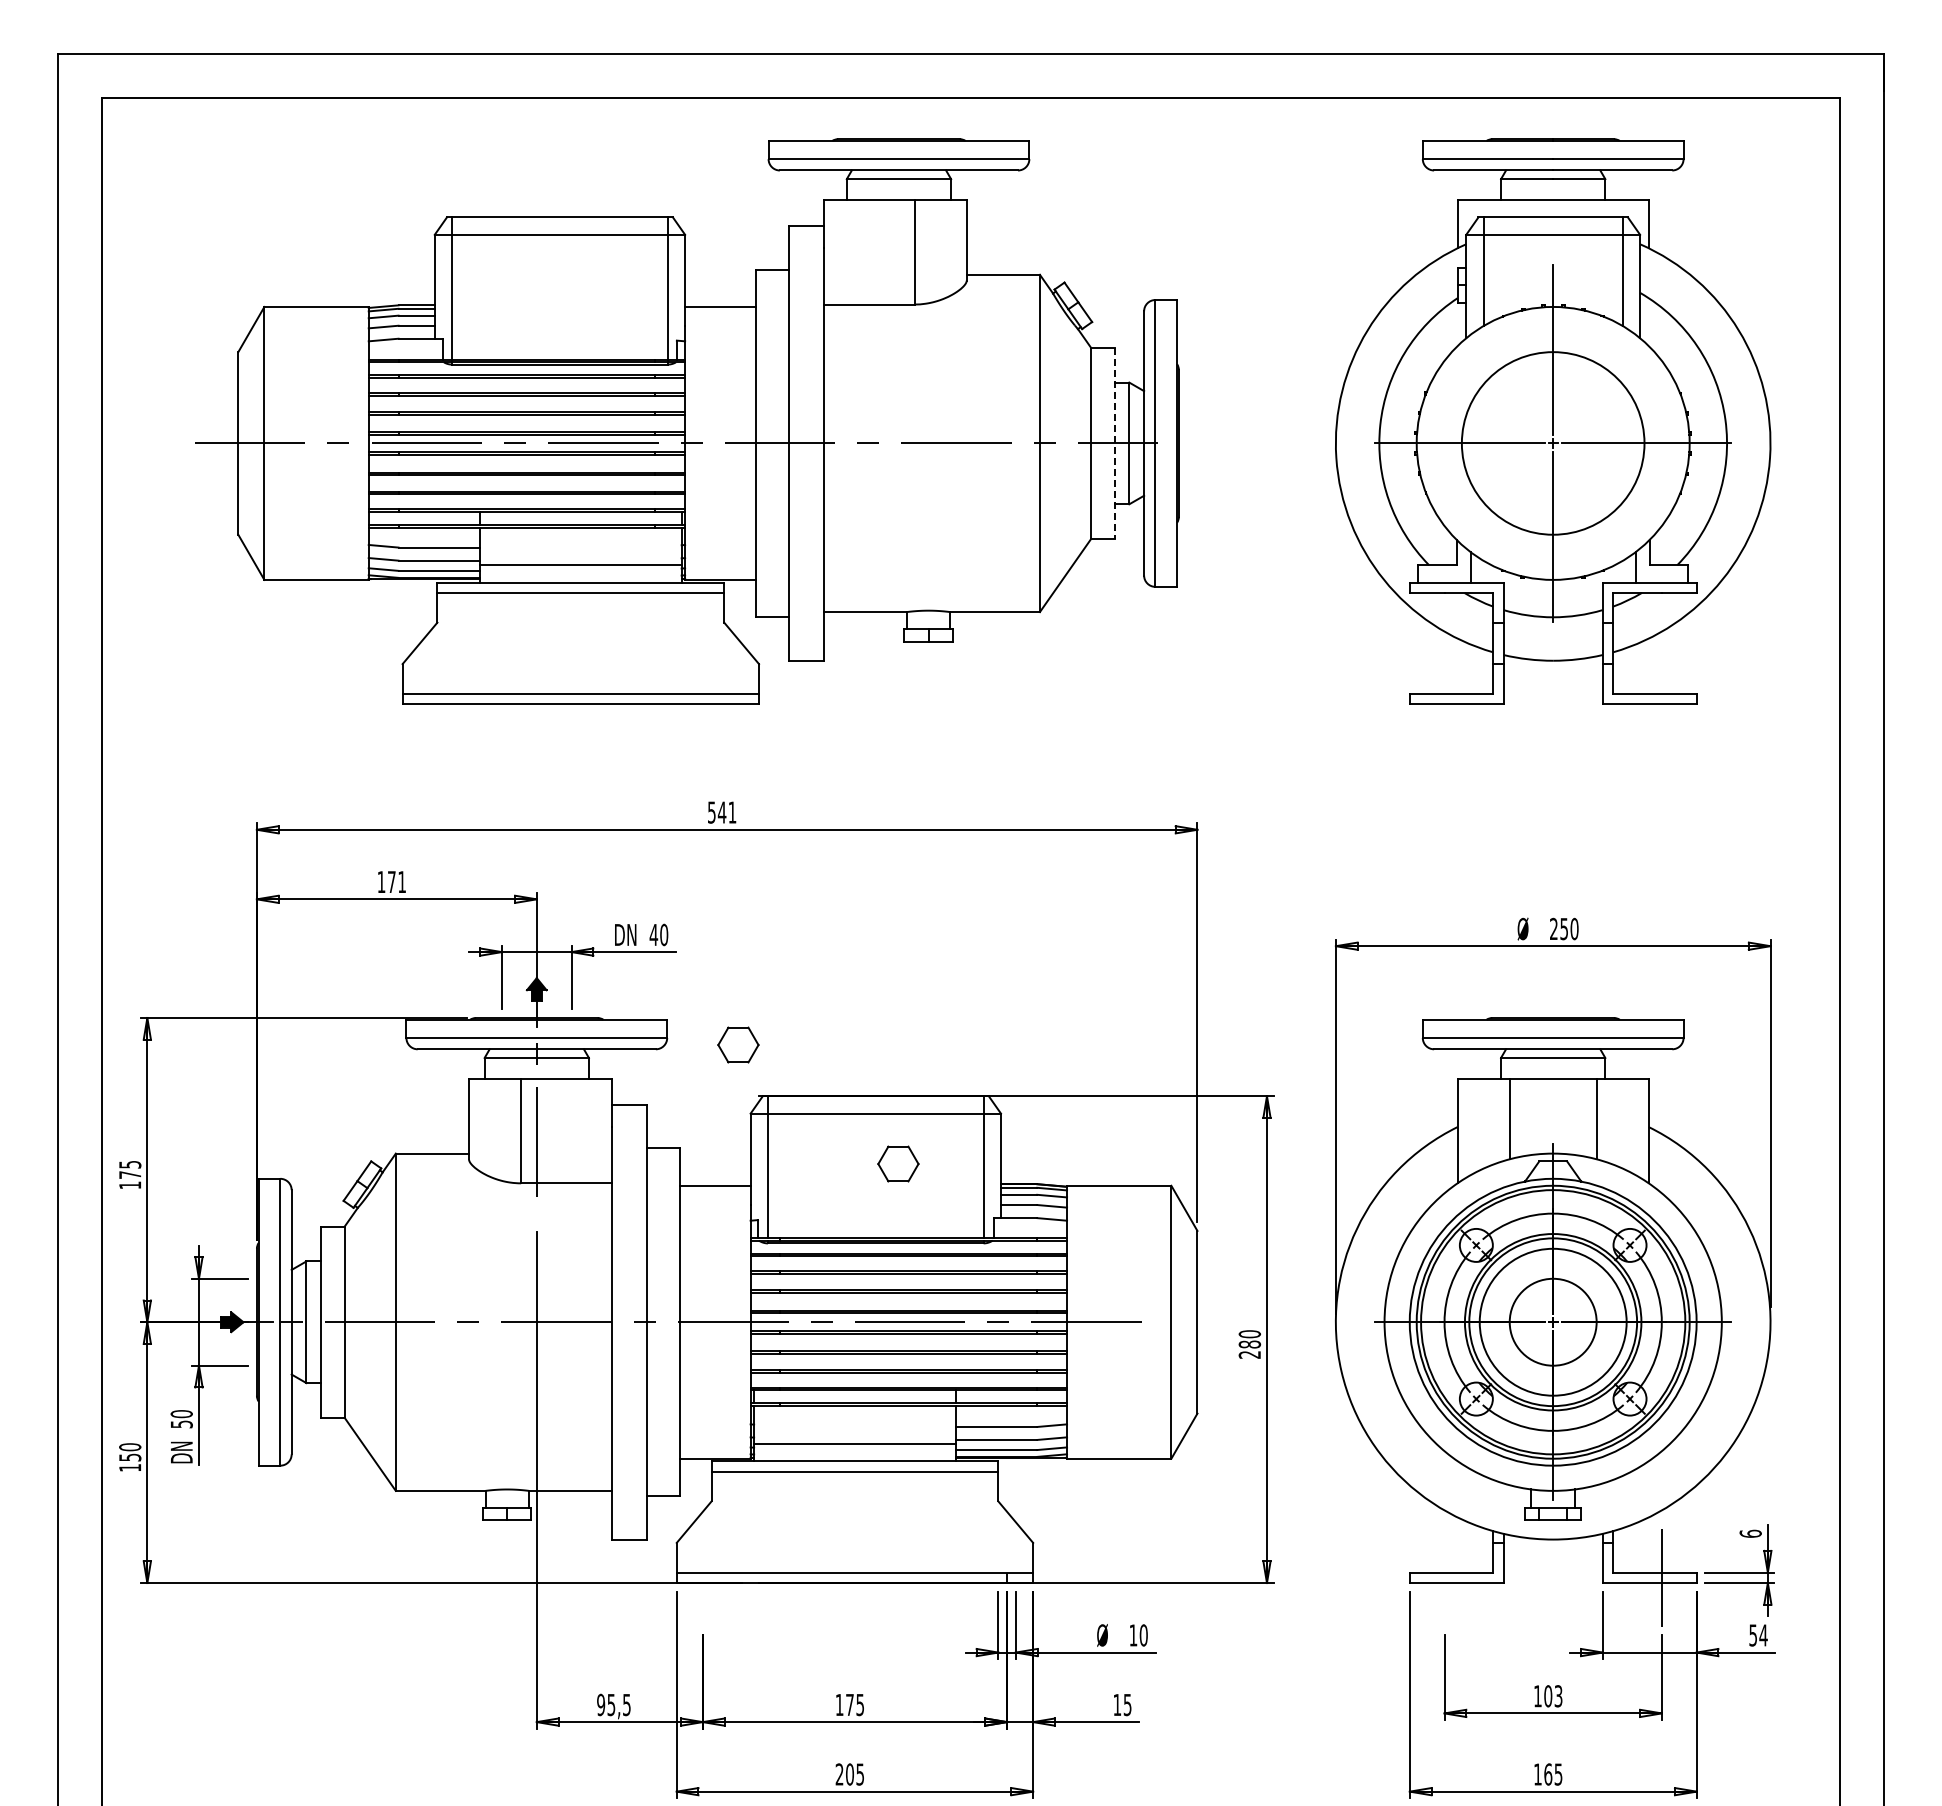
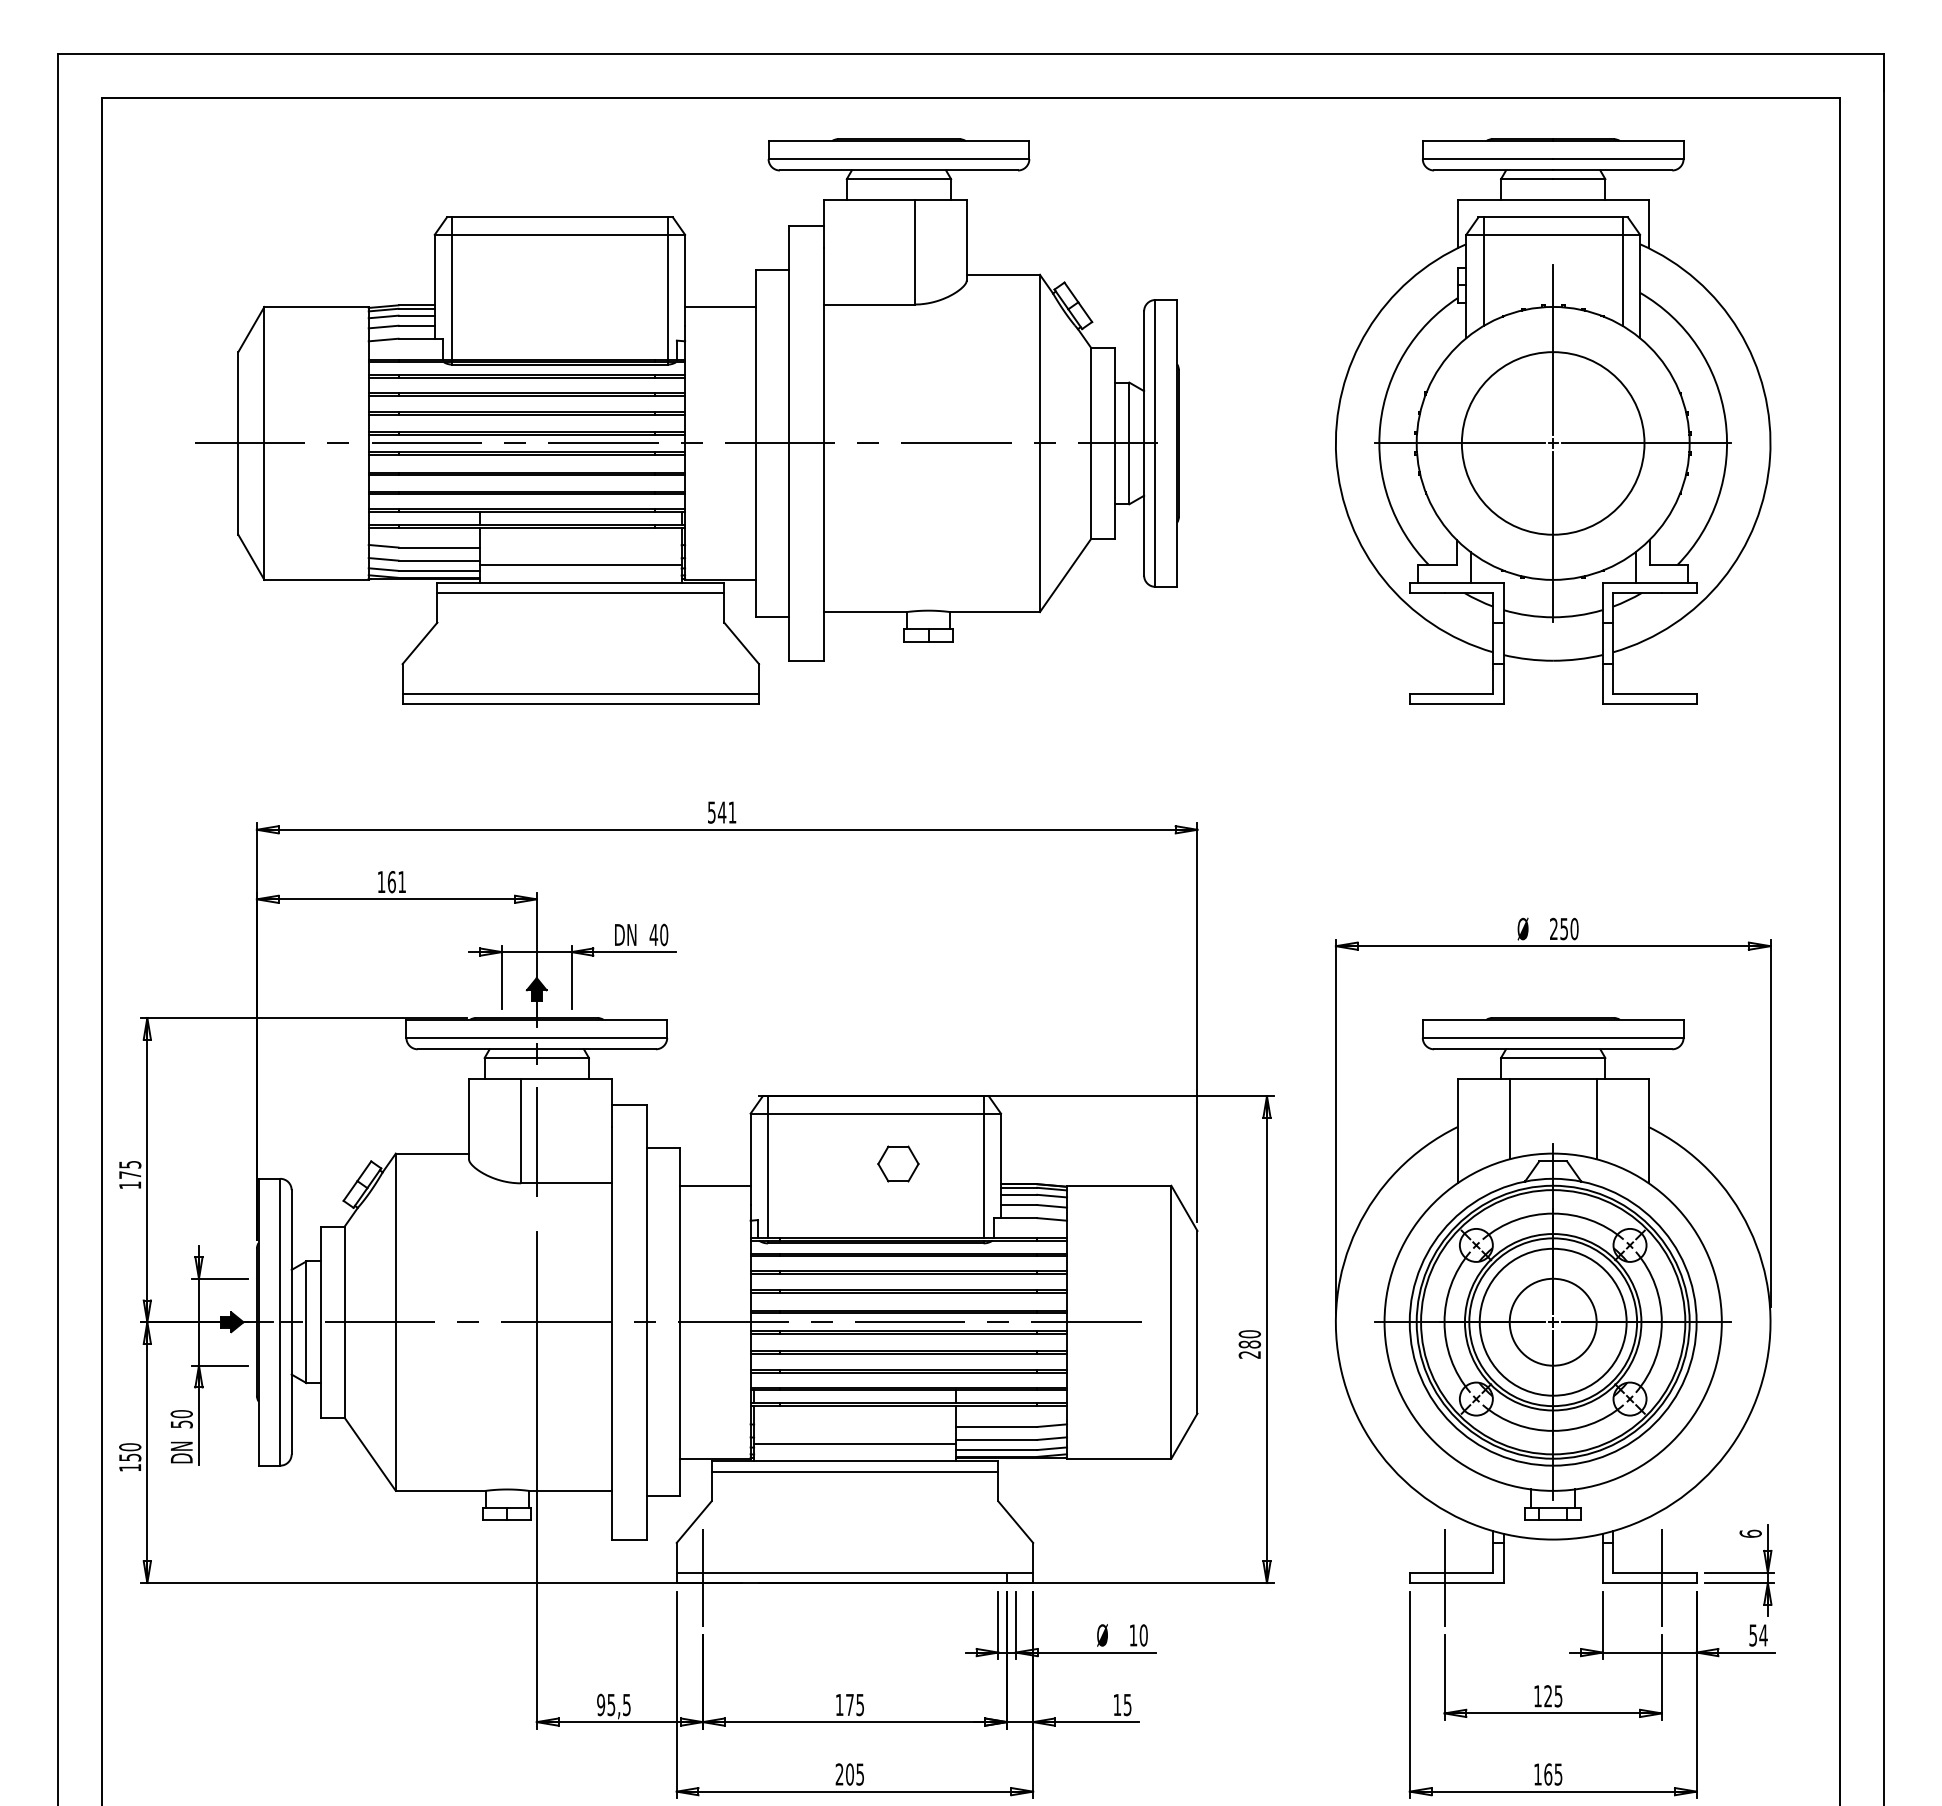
line: dashed -> solid (1114, 443)
text: 171 -> 161 (391, 882)
part: present -> none (738, 1044)
line: none -> present (702, 1577)
line: none -> present (1444, 1577)
text: 103 -> 125 (1553, 1696)
